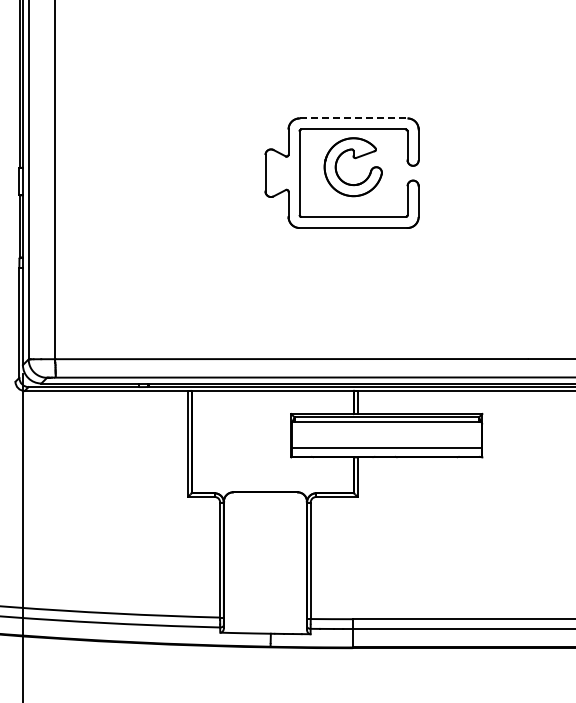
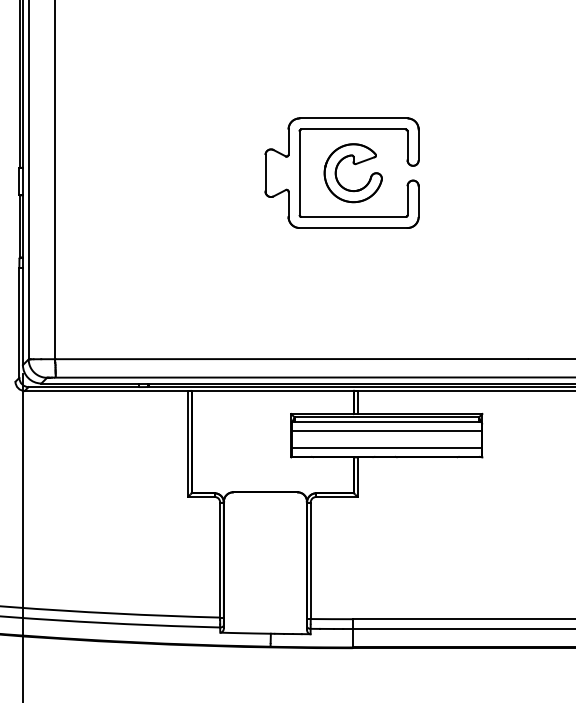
line: dashed -> solid (353, 118)
part position: (355, 159) -> (355, 165) (355, 165)
line: none -> present (386, 431)
